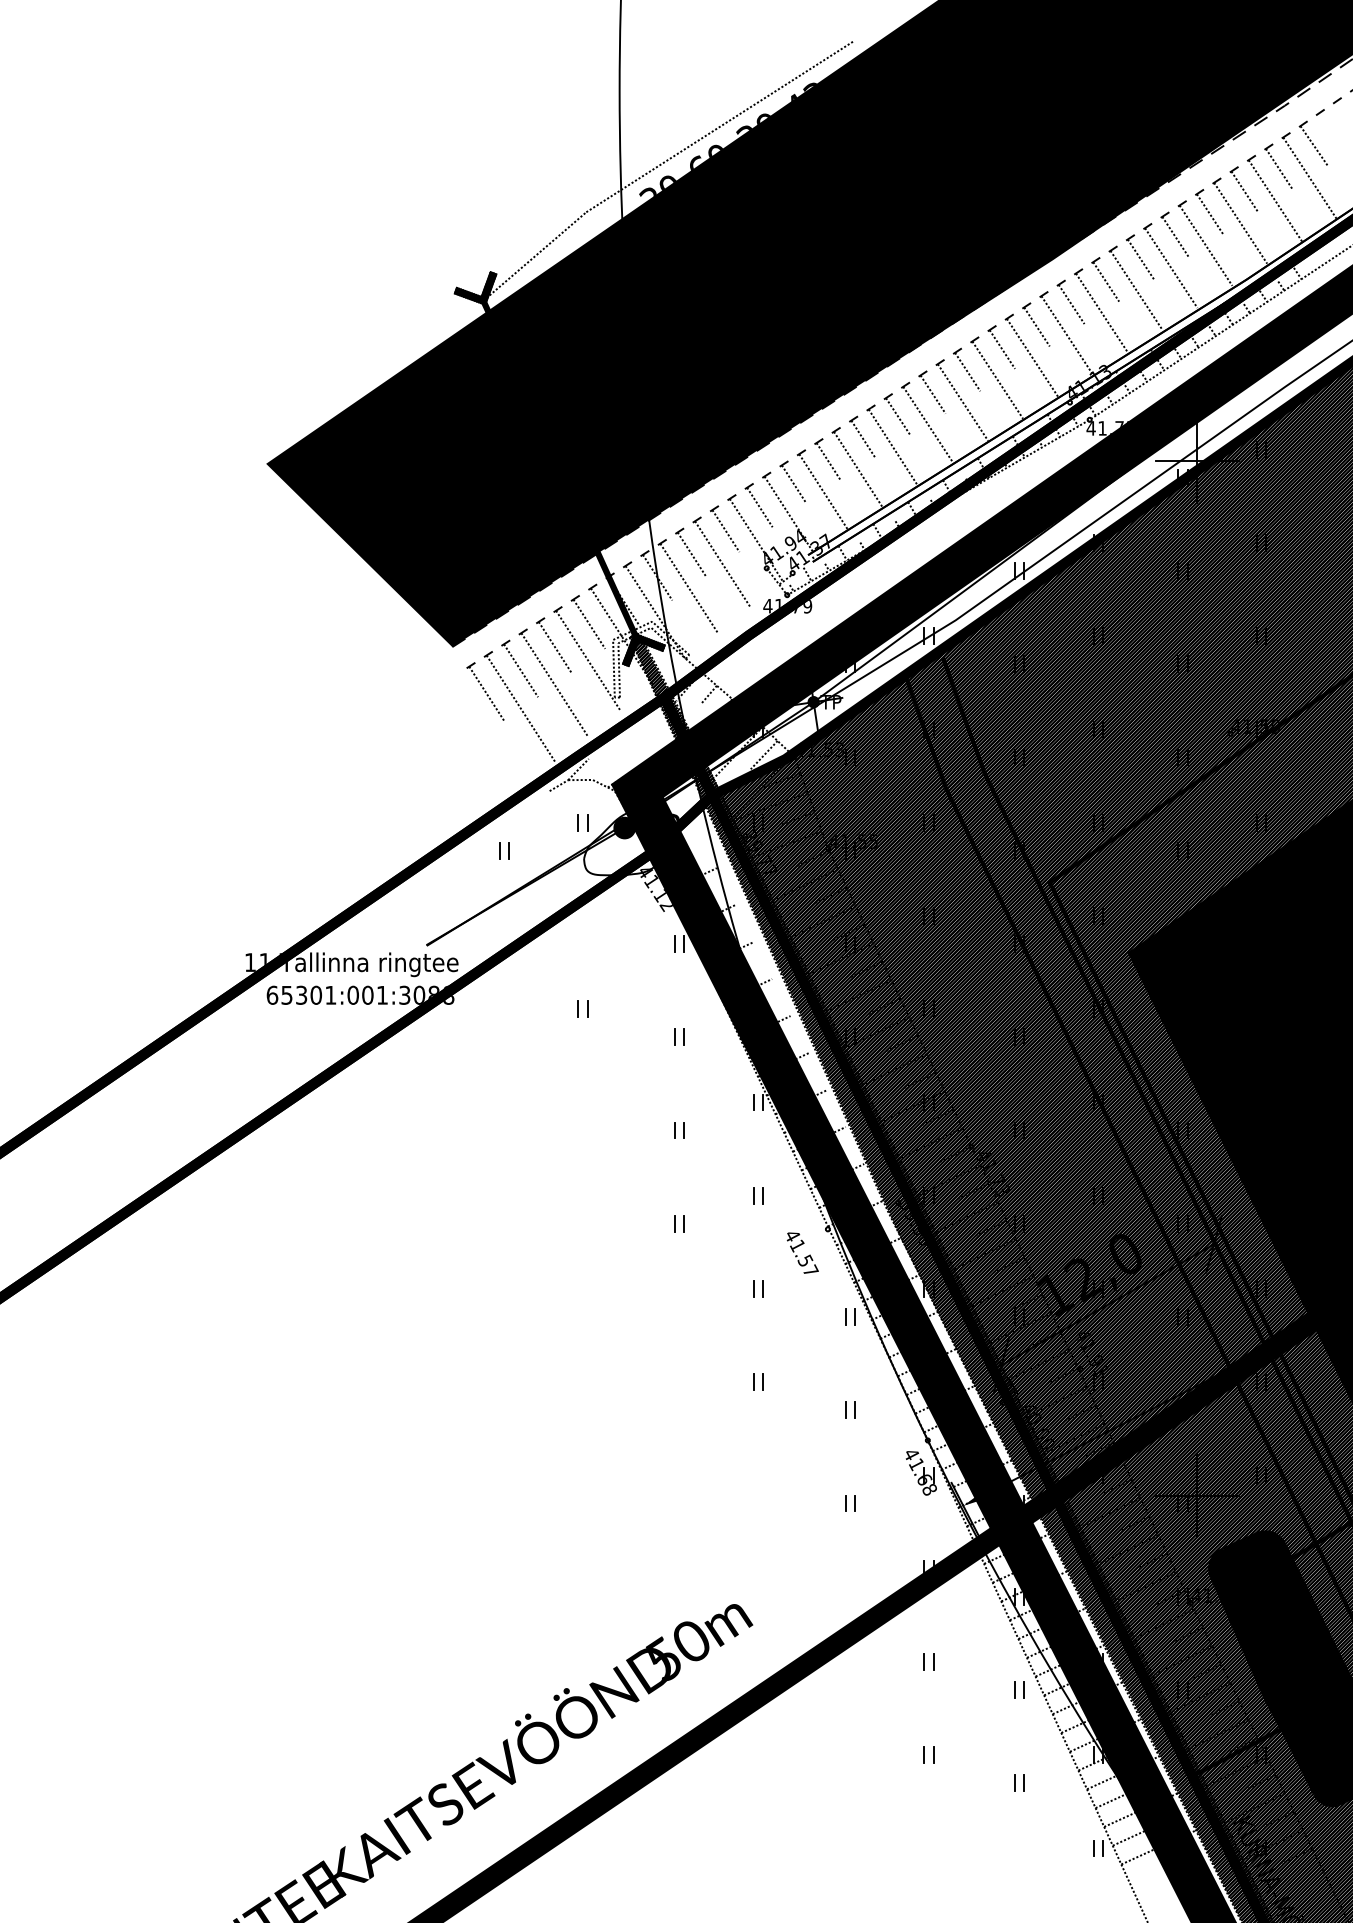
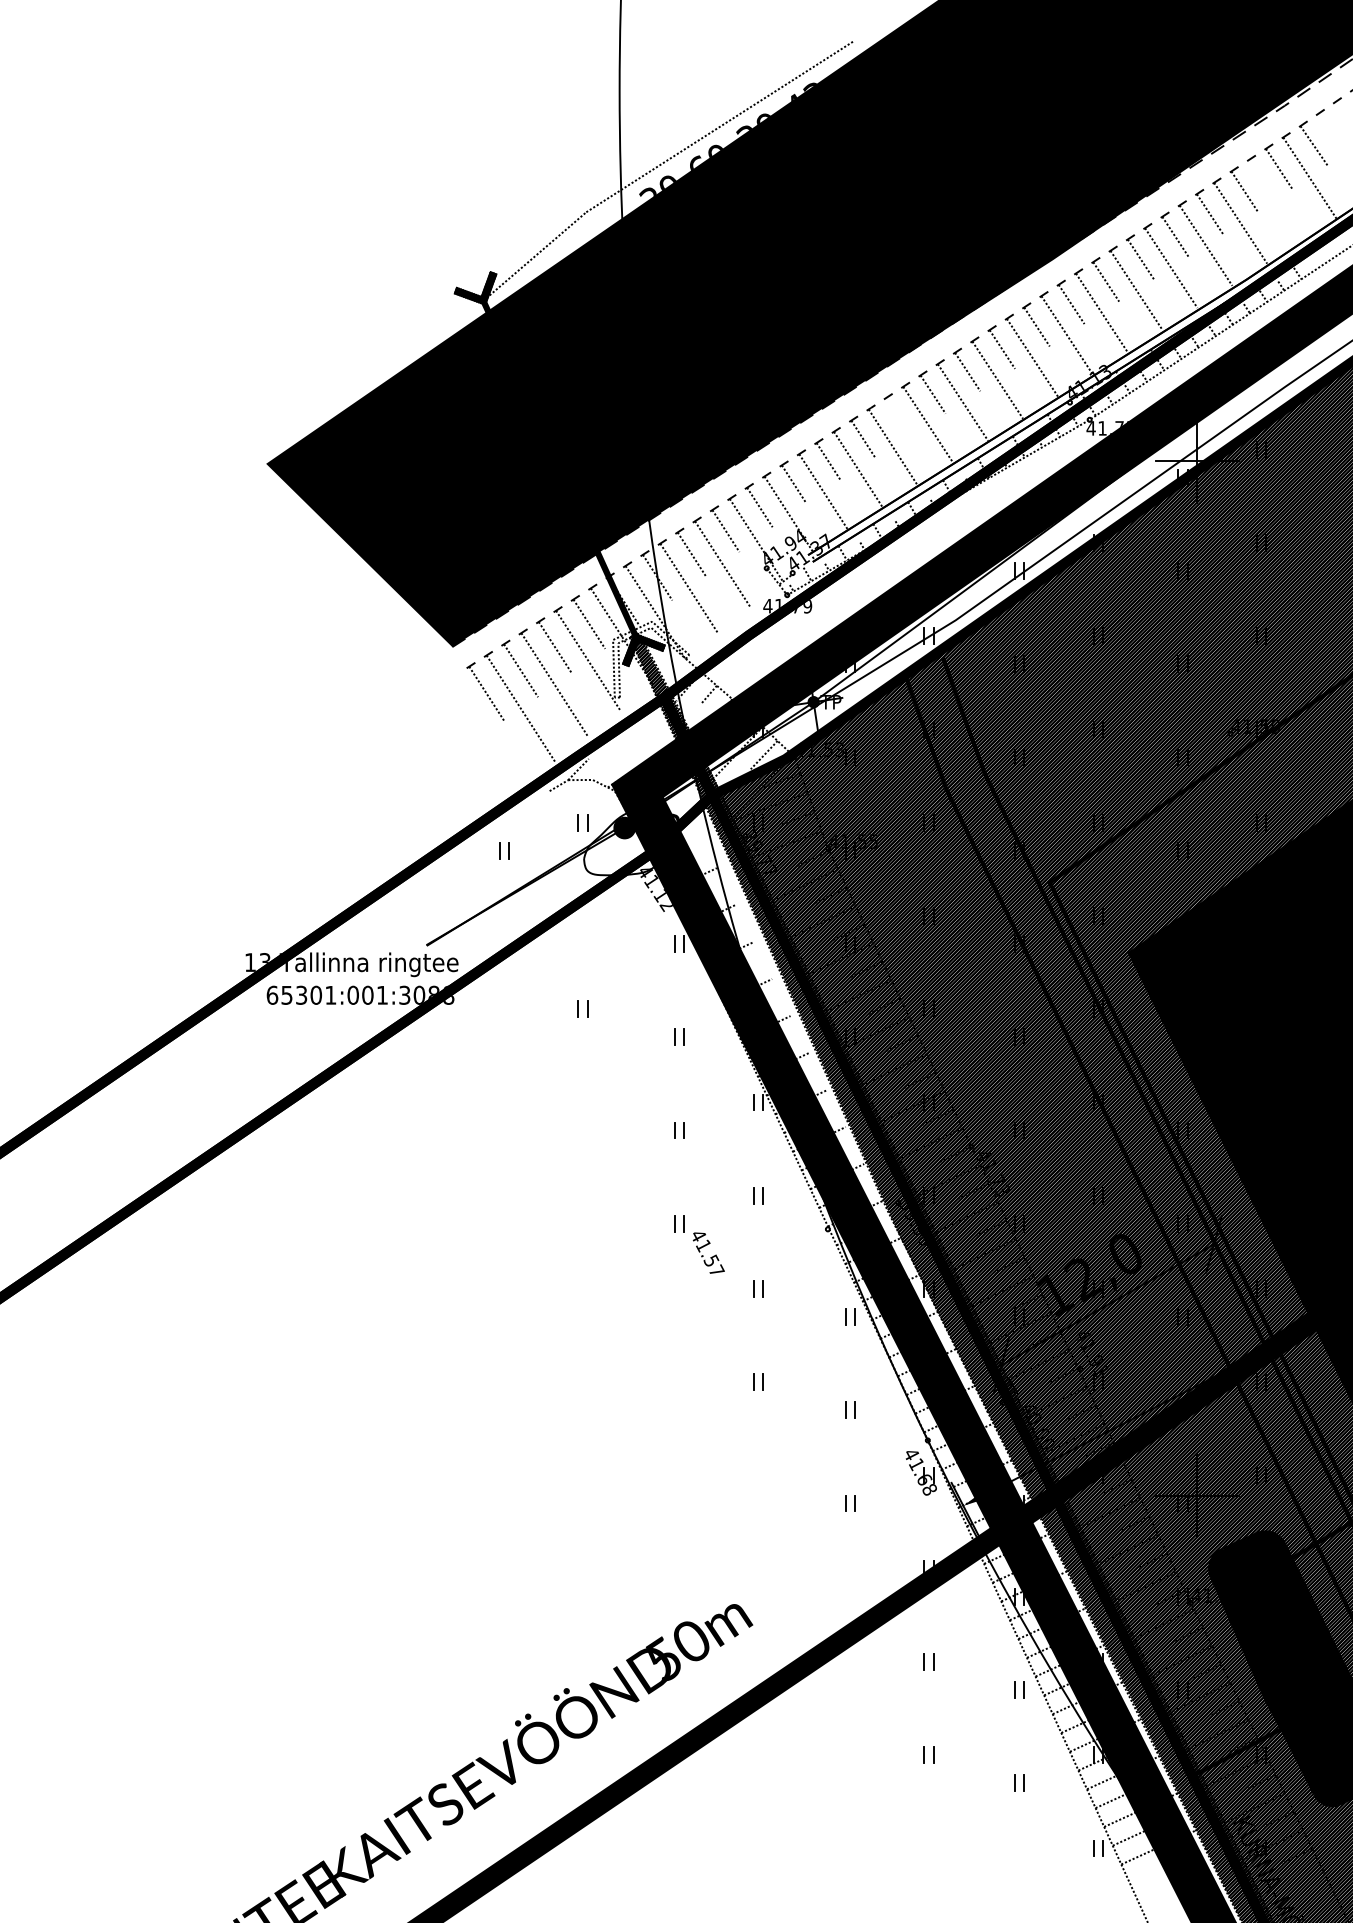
line: present -> none (1275, 200)
line: present -> none (898, 417)
text: 11 -> 13 (265, 958)
text position: (802, 1252) -> (708, 1252) (708, 1252)
